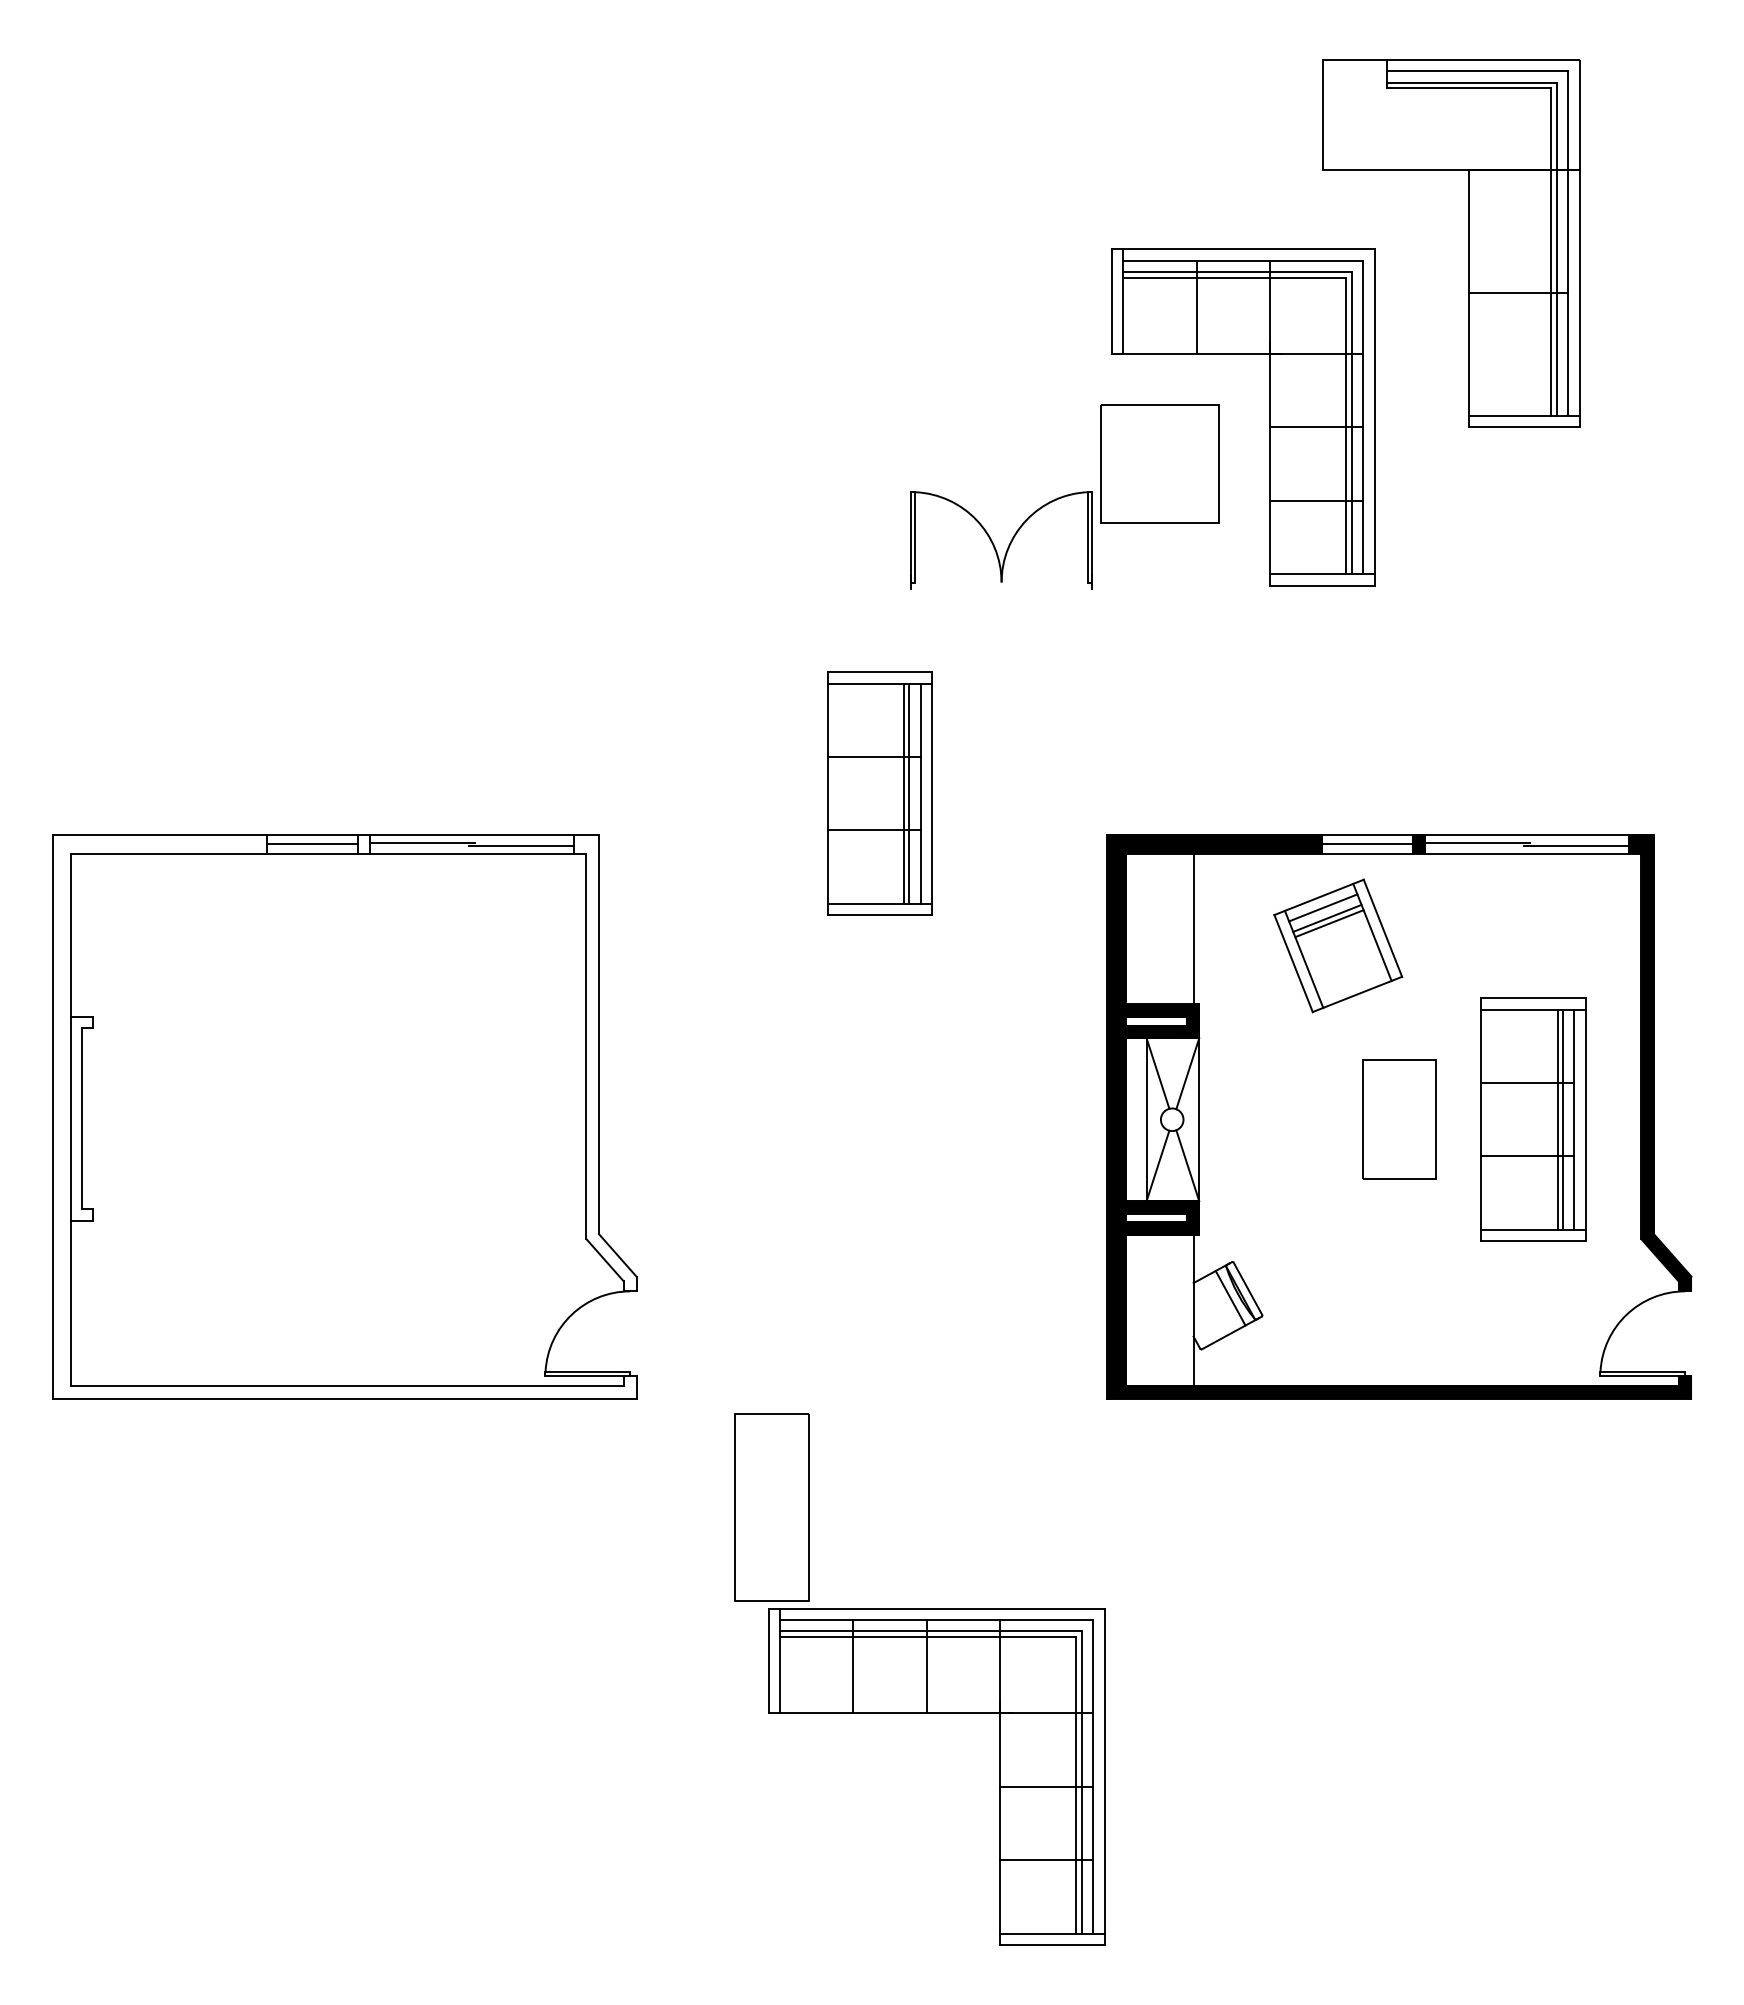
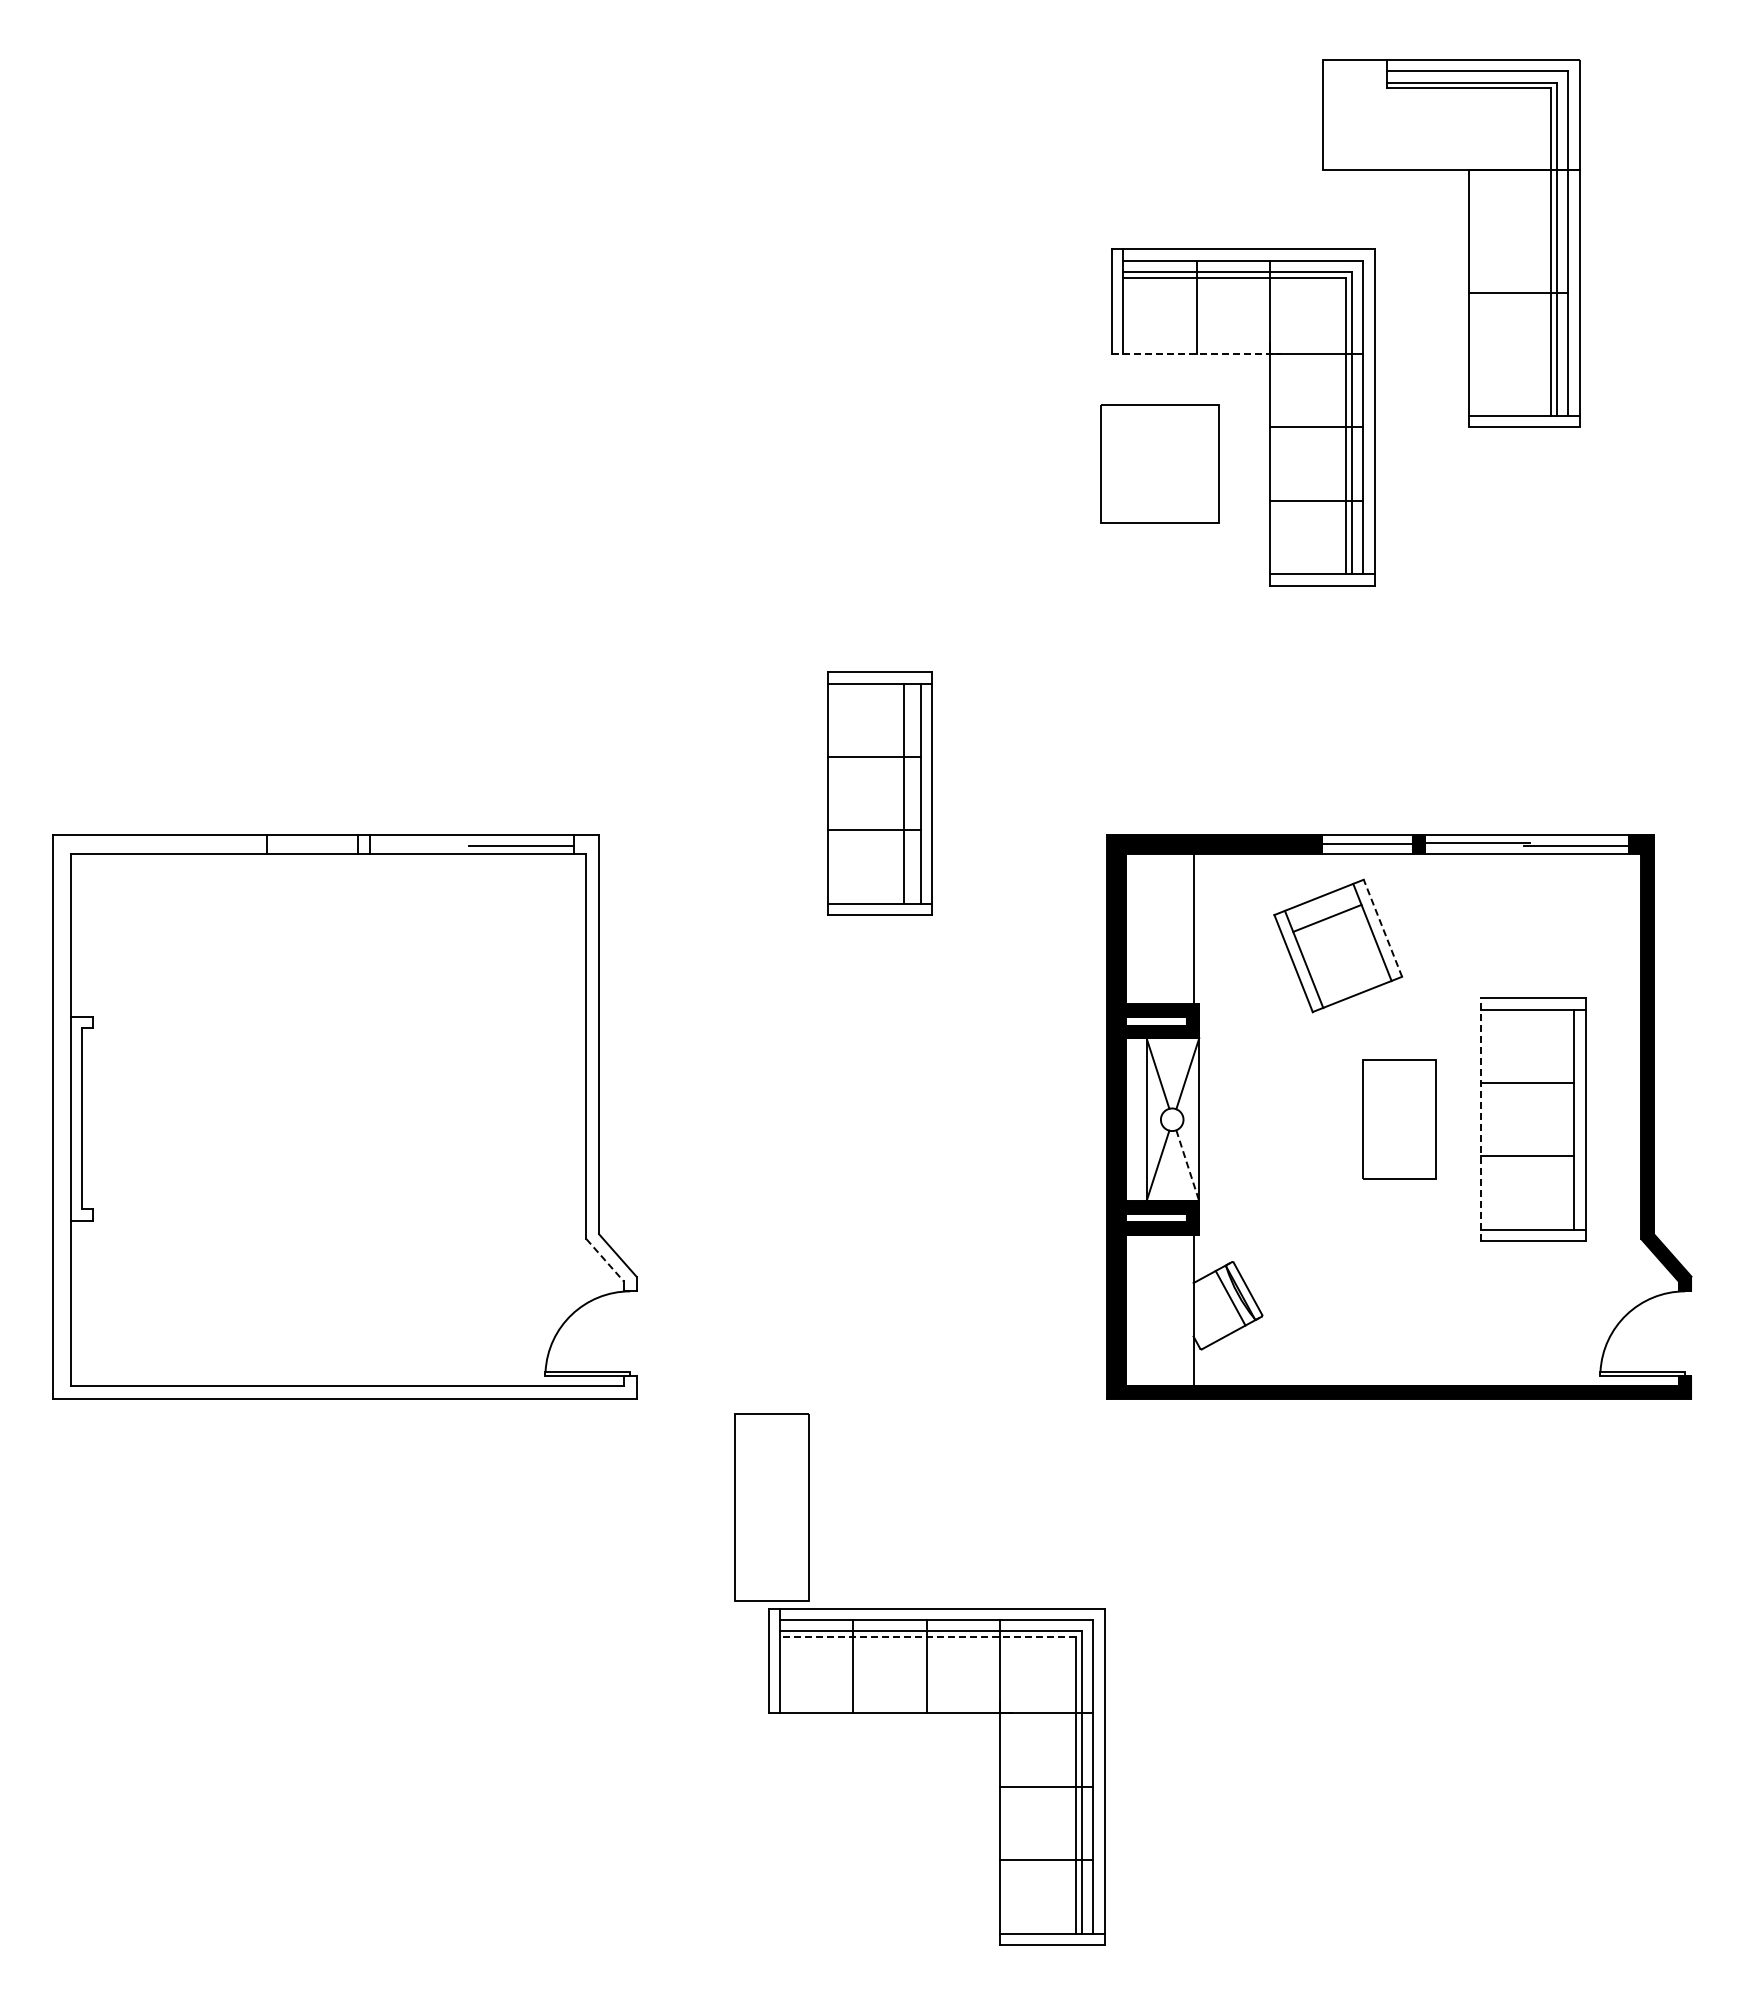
line: solid -> dashed (1196, 353)
part: present -> none (994, 544)
line: present -> none (909, 793)
line: present -> none (422, 842)
line: present -> none (312, 844)
line: present -> none (1323, 907)
line: present -> none (1329, 923)
line: solid -> dashed (1382, 927)
line: solid -> dashed (1481, 1119)
line: present -> none (1557, 1119)
line: present -> none (1563, 1119)
line: solid -> dashed (1187, 1166)
line: solid -> dashed (605, 1260)
line: solid -> dashed (927, 1636)
